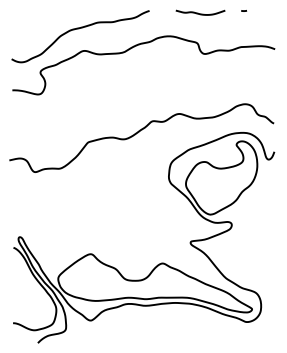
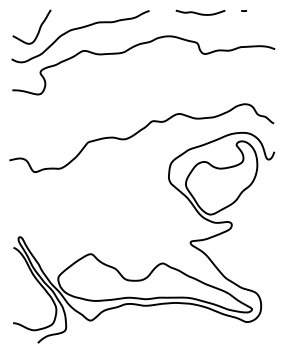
curve: none -> present (38, 29)
